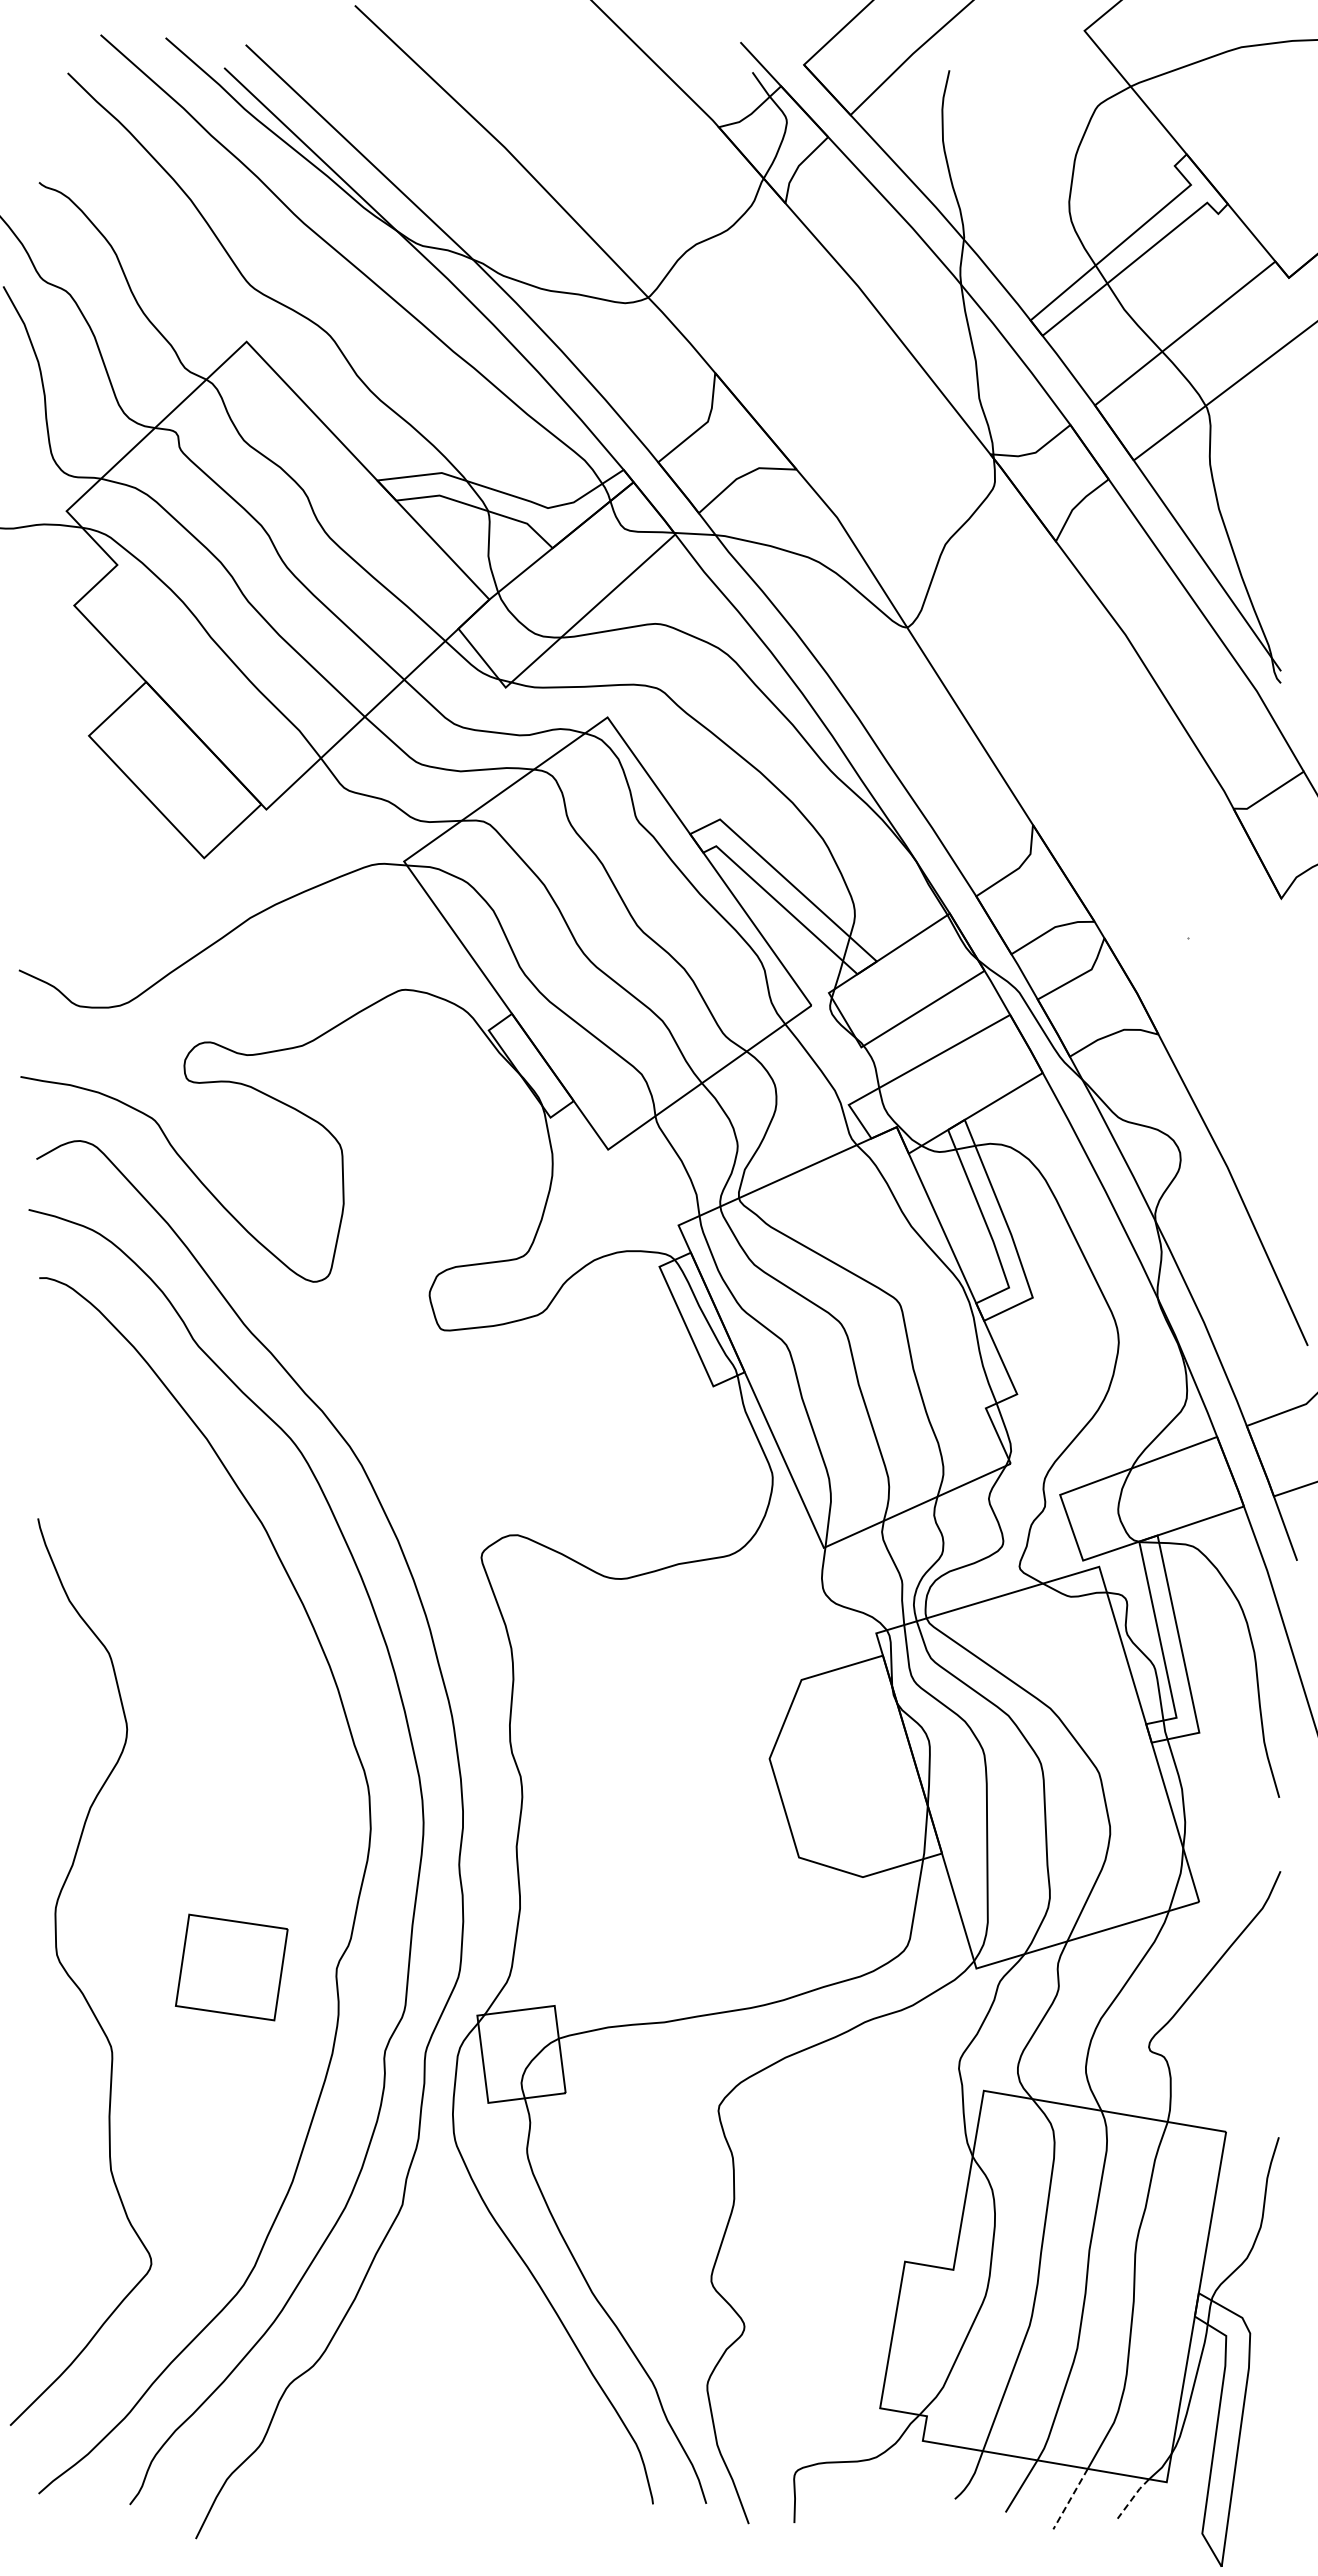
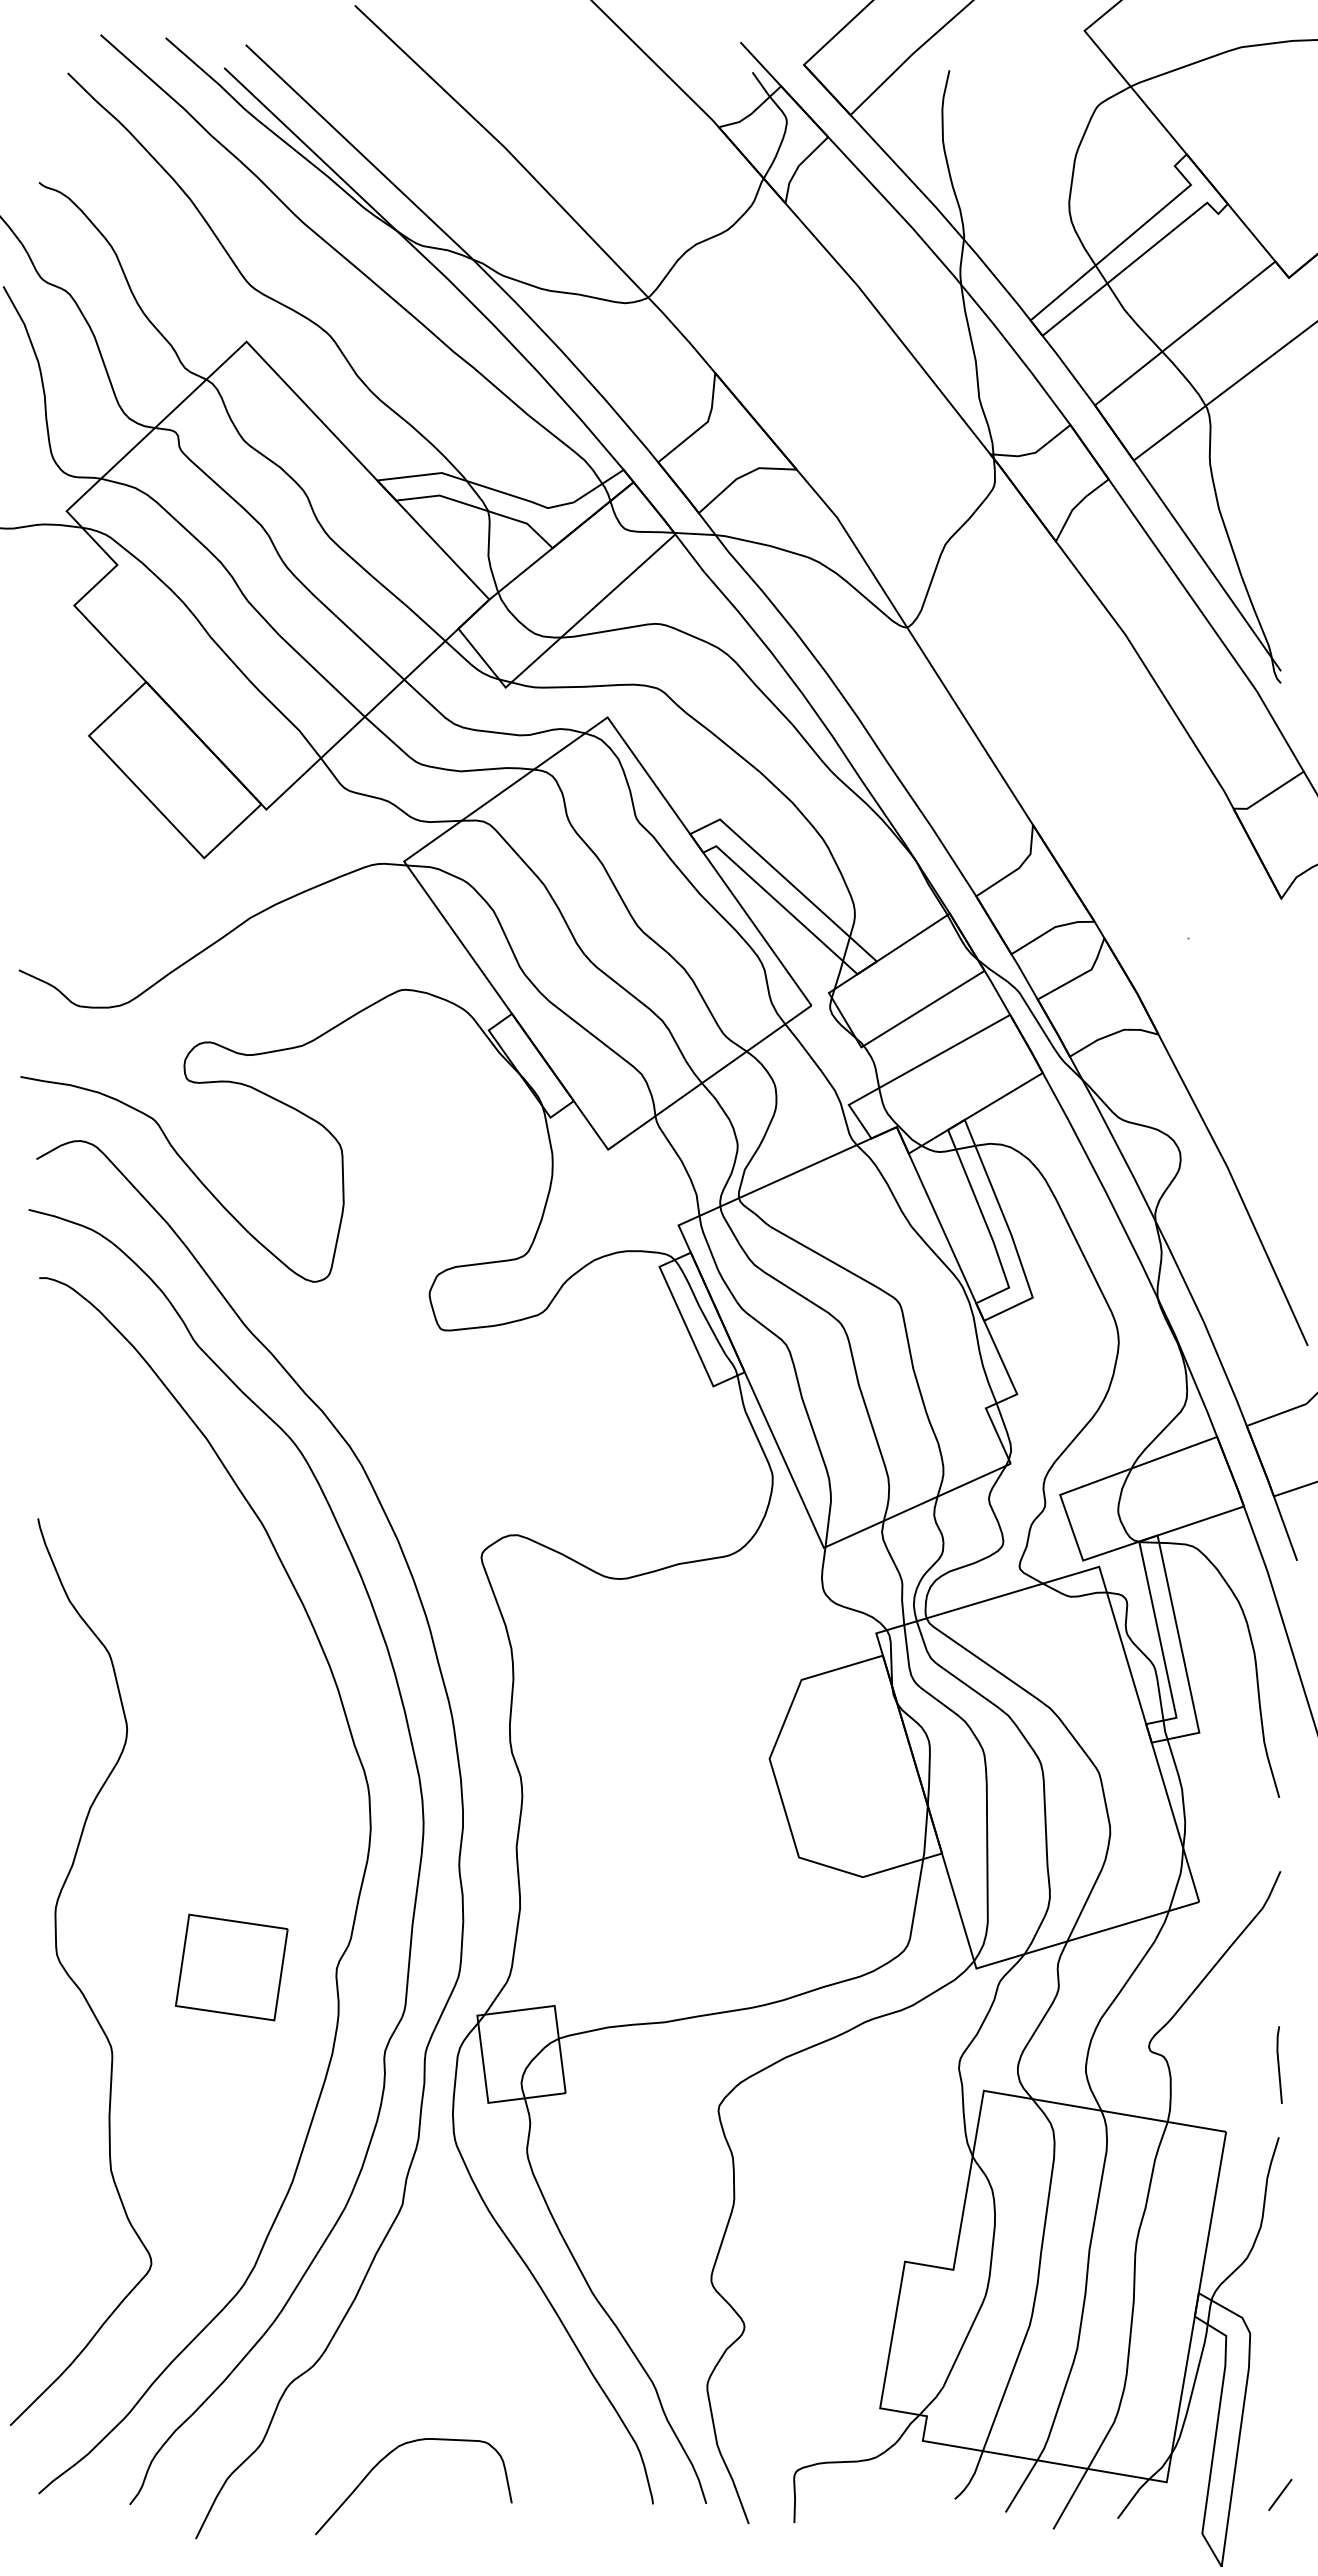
line: none -> present (1279, 2064)
curve: none -> present (385, 2458)
line: none -> present (1280, 2494)
line: dashed -> solid (1132, 2498)
line: dashed -> solid (1070, 2499)
